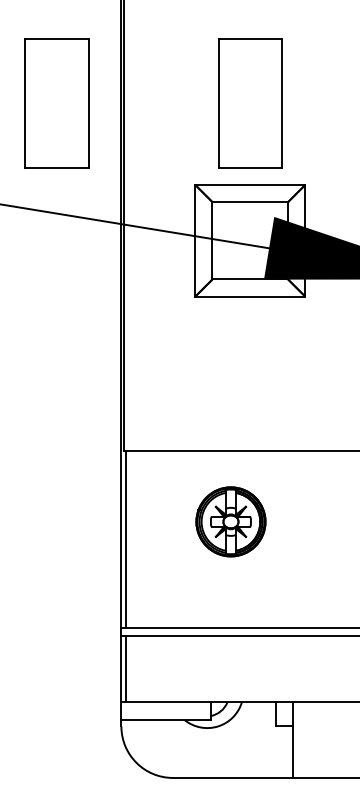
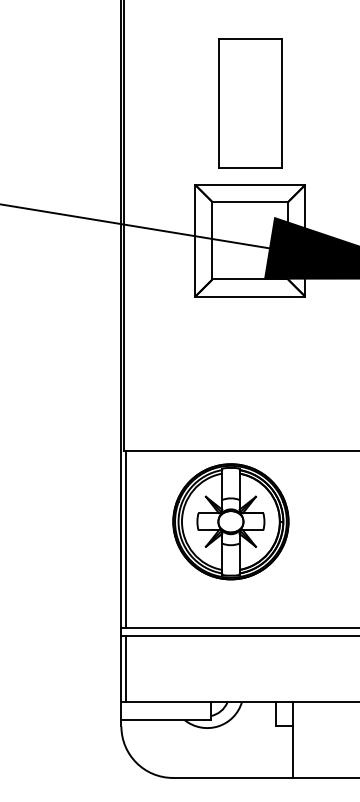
part: present -> none (57, 103)
part size: 72x72 px -> 118x118 px (230, 521)
